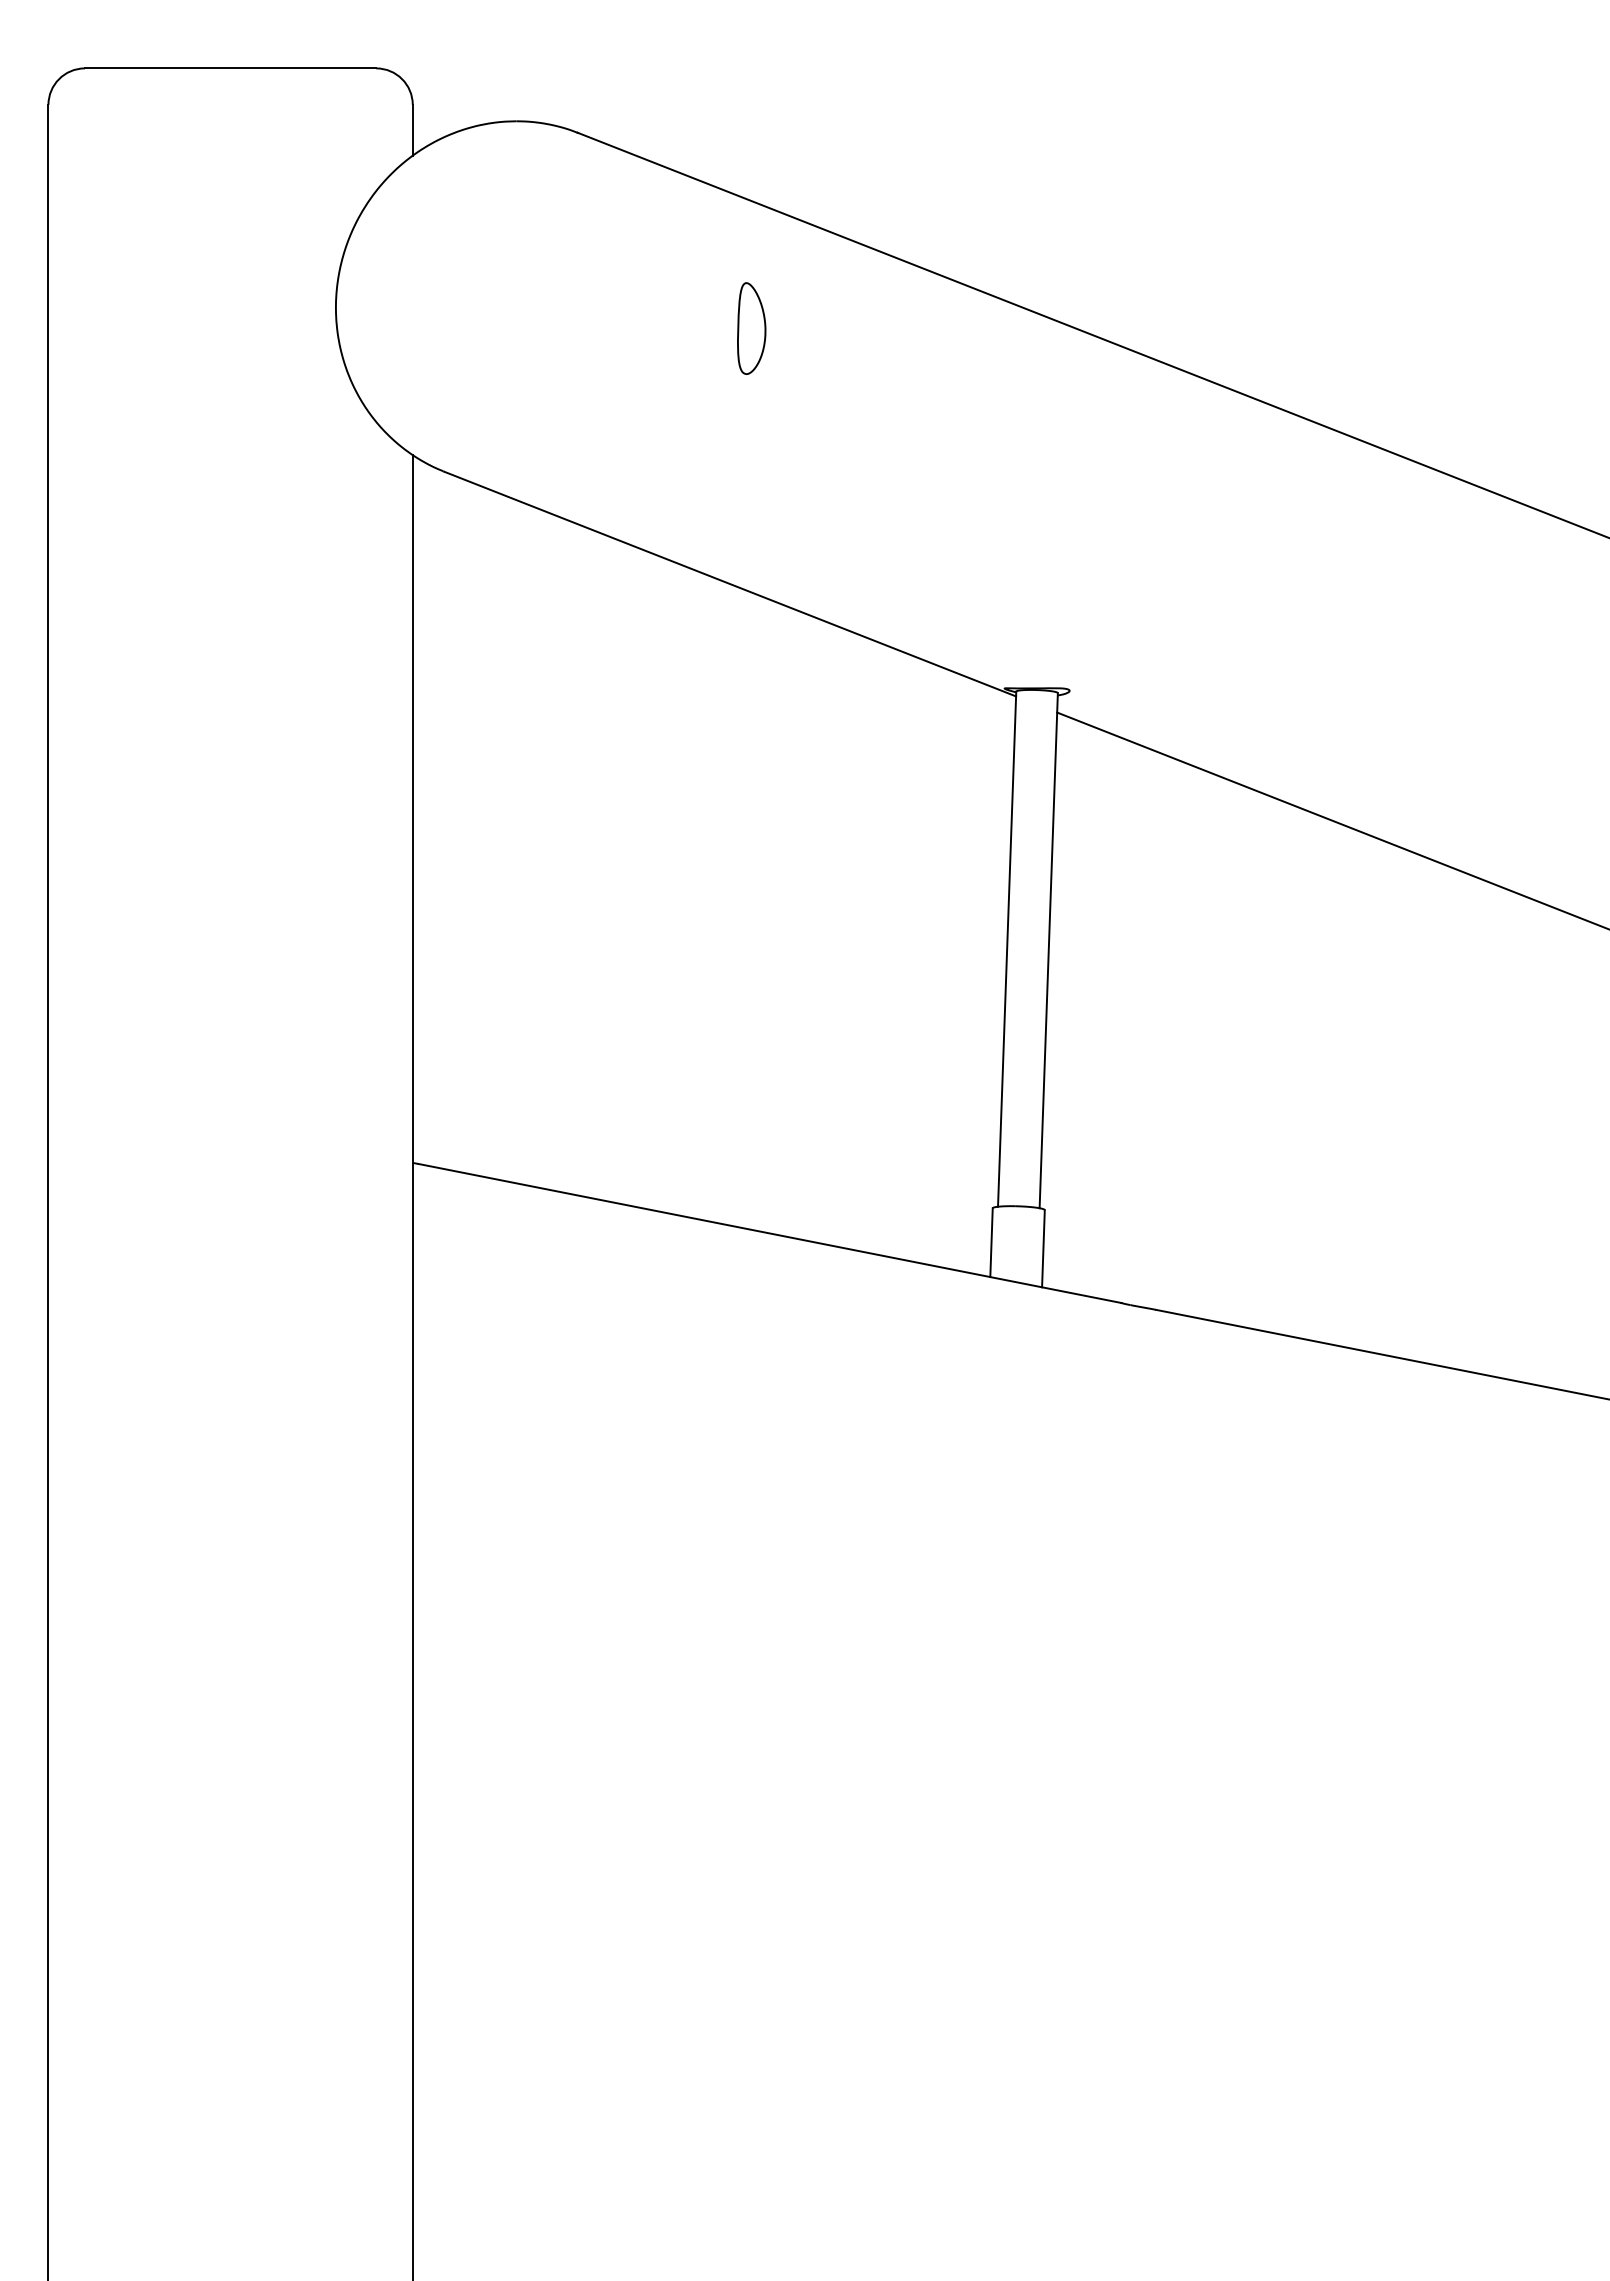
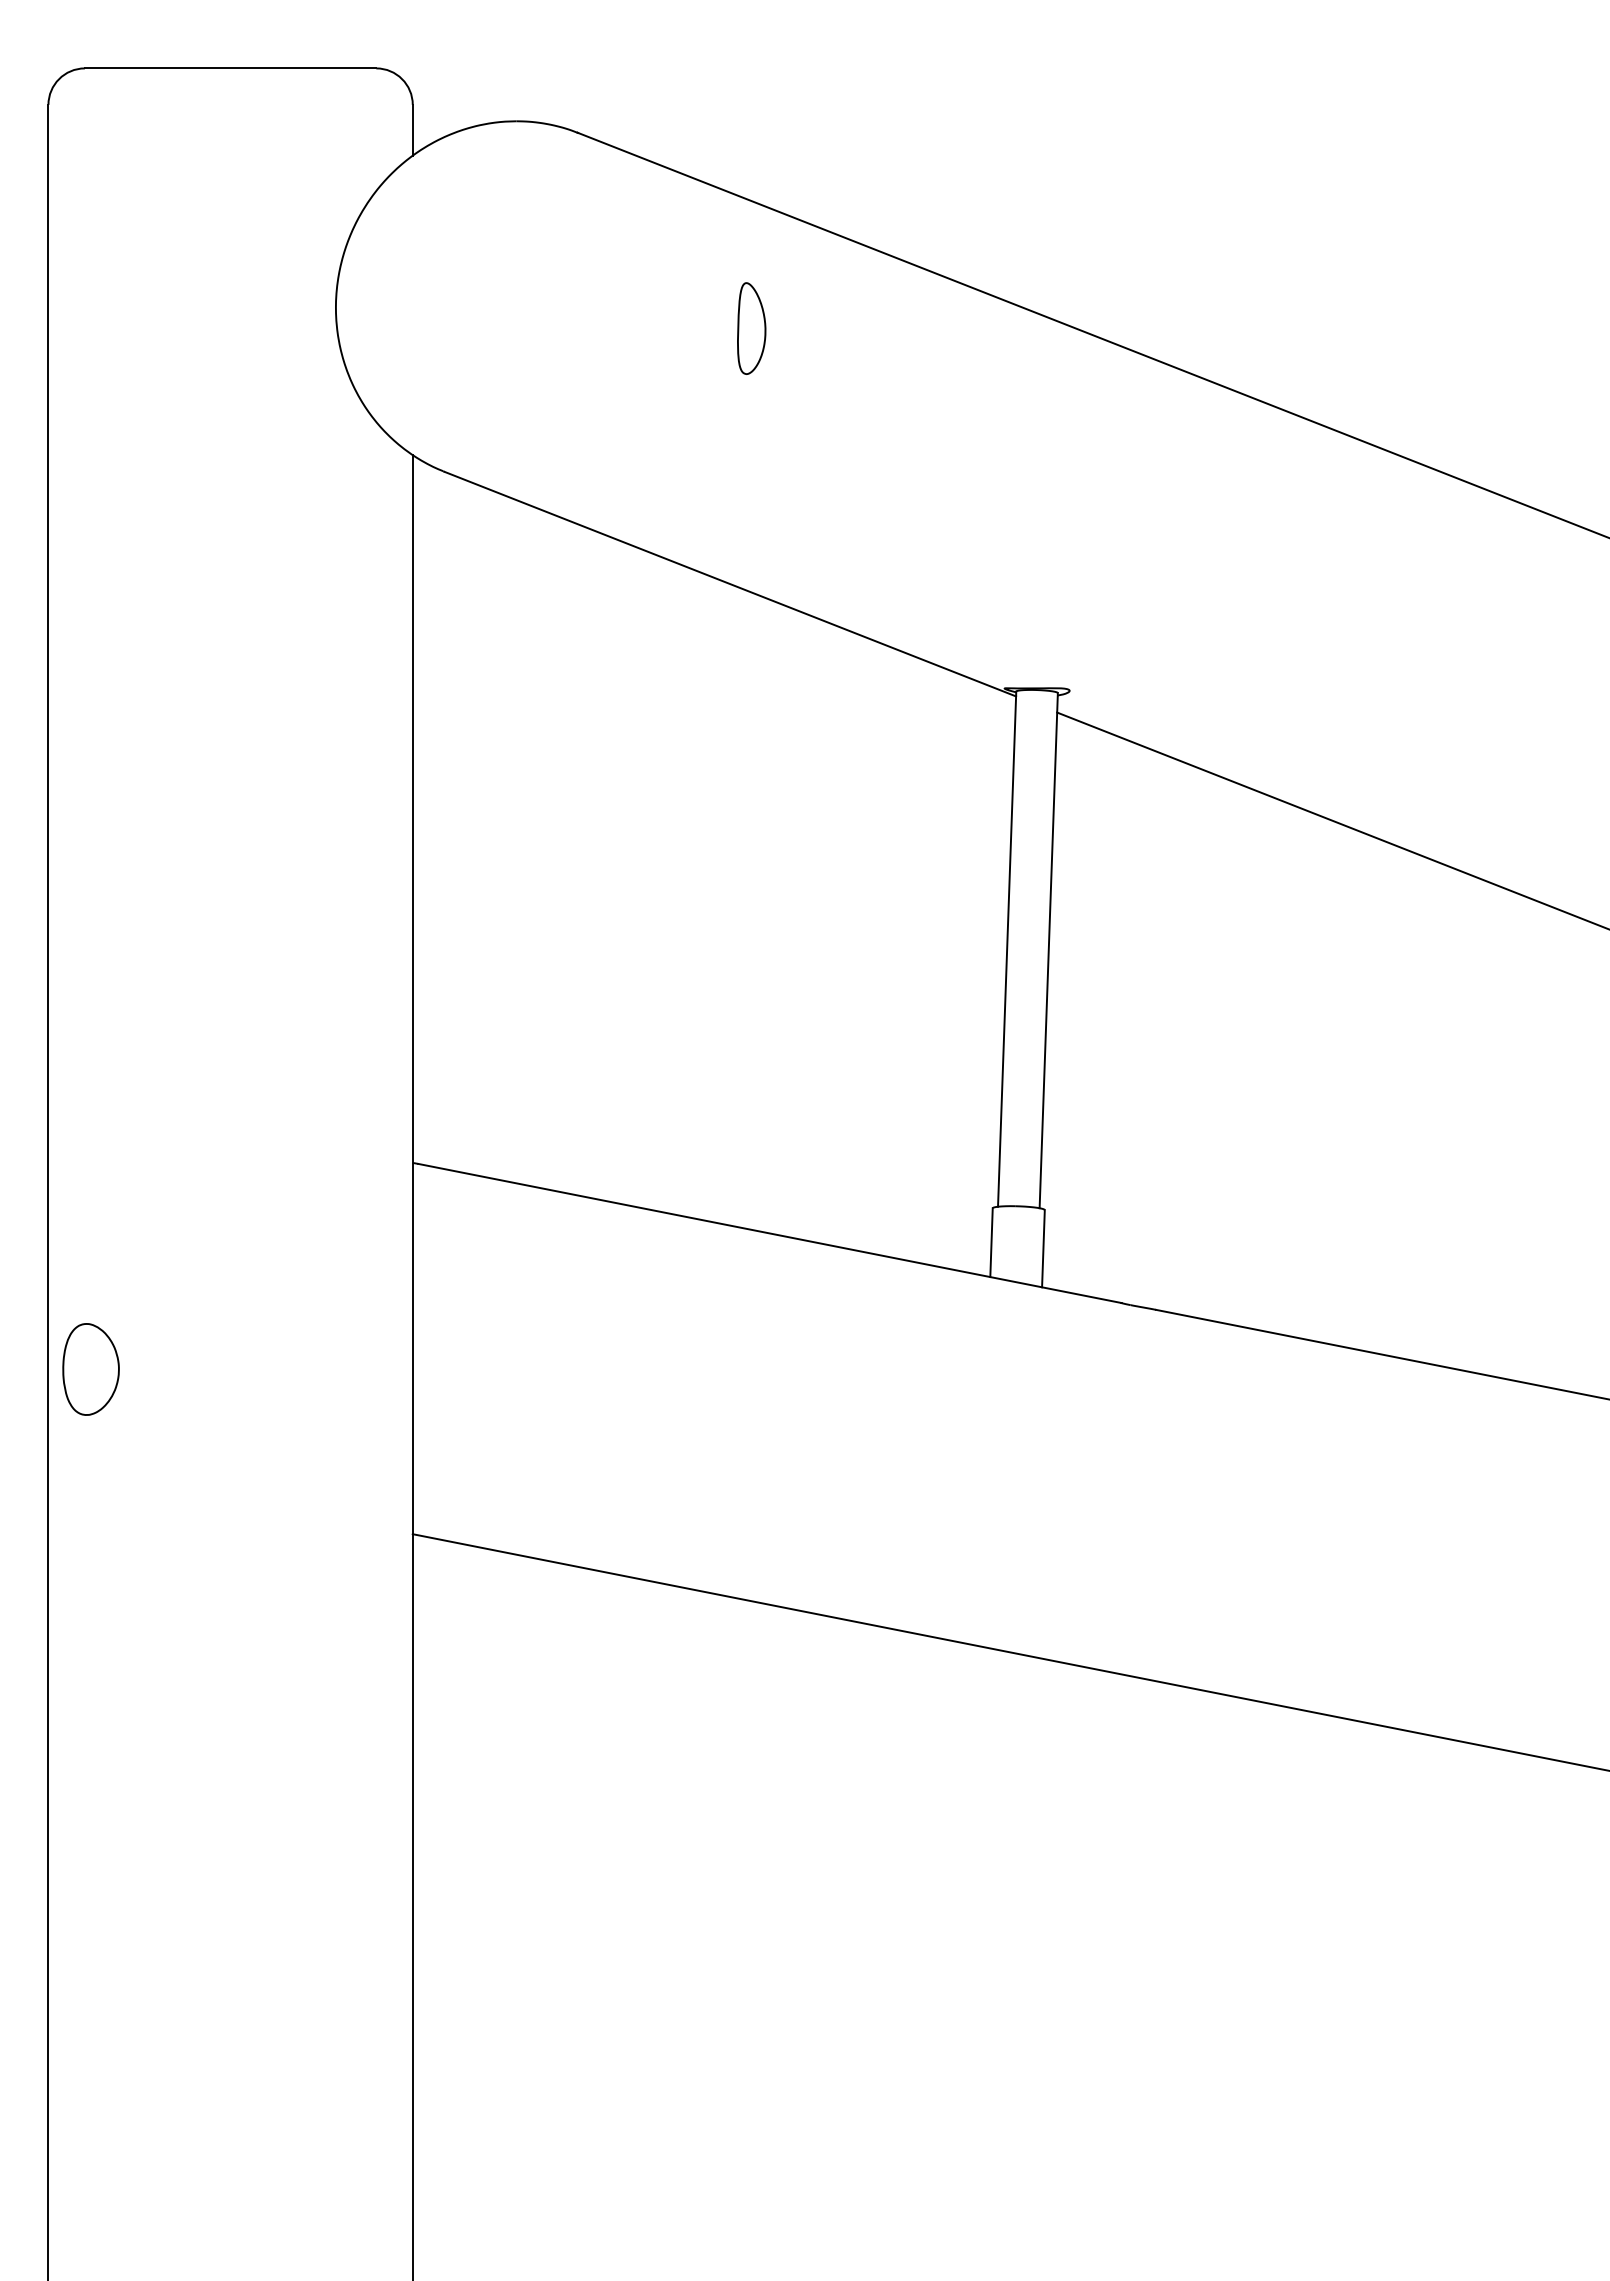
part: none -> present (90, 1369)
line: none -> present (1009, 1652)
